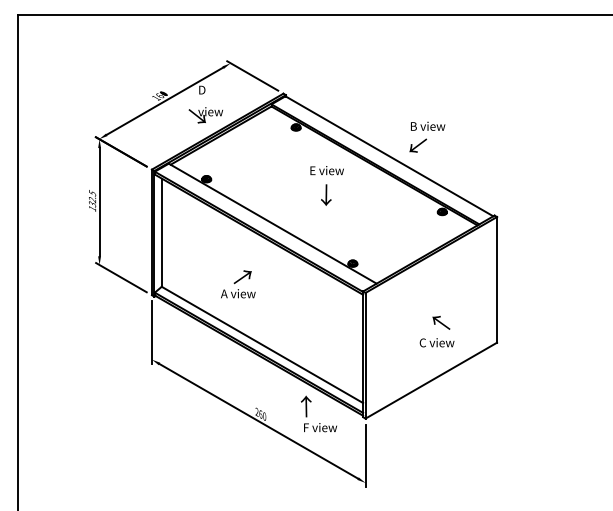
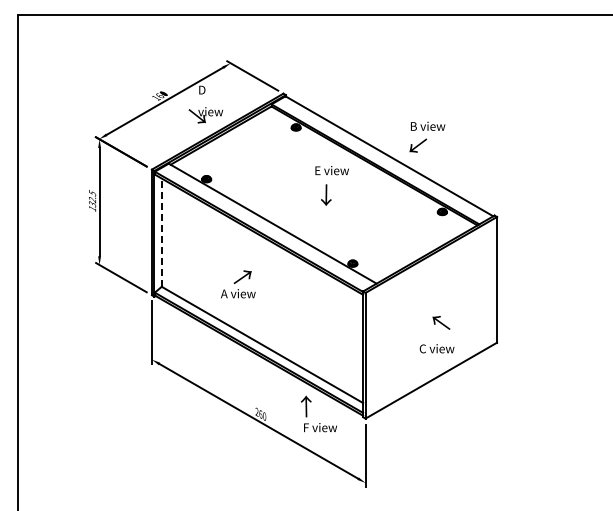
text position: (326, 170) -> (331, 170) (331, 170)
line: solid -> dashed (161, 232)
text position: (436, 342) -> (436, 348) (436, 348)
